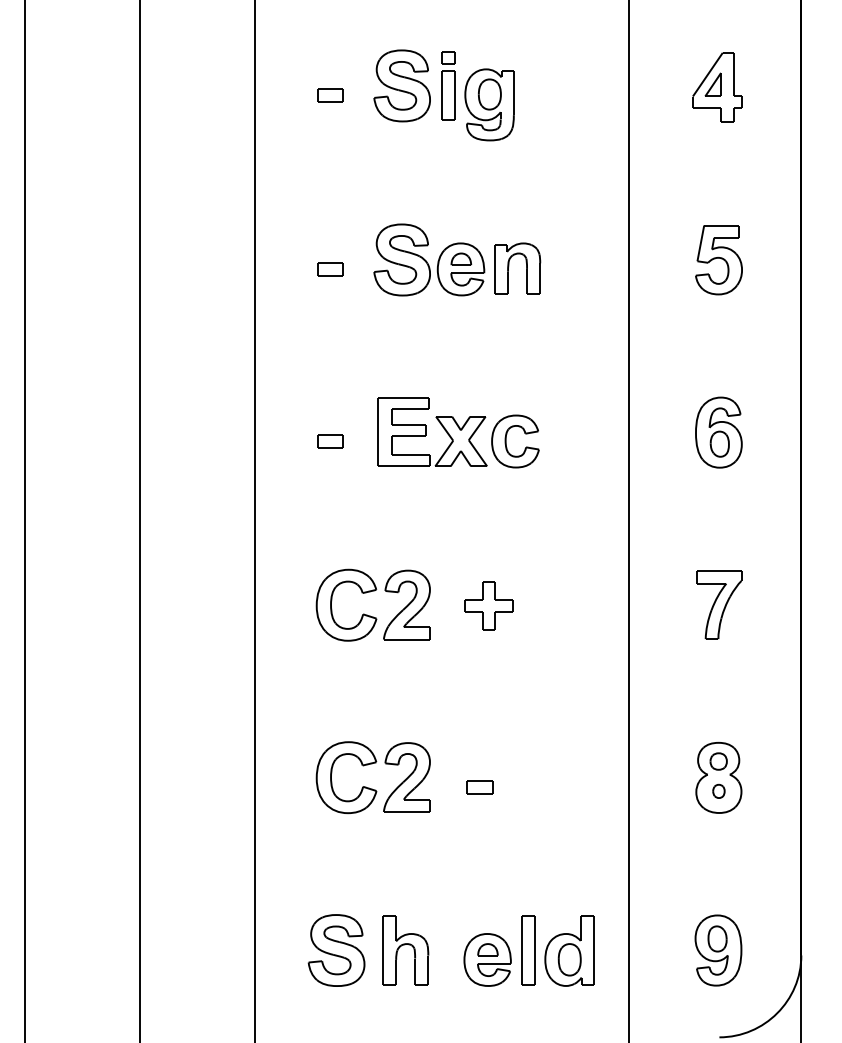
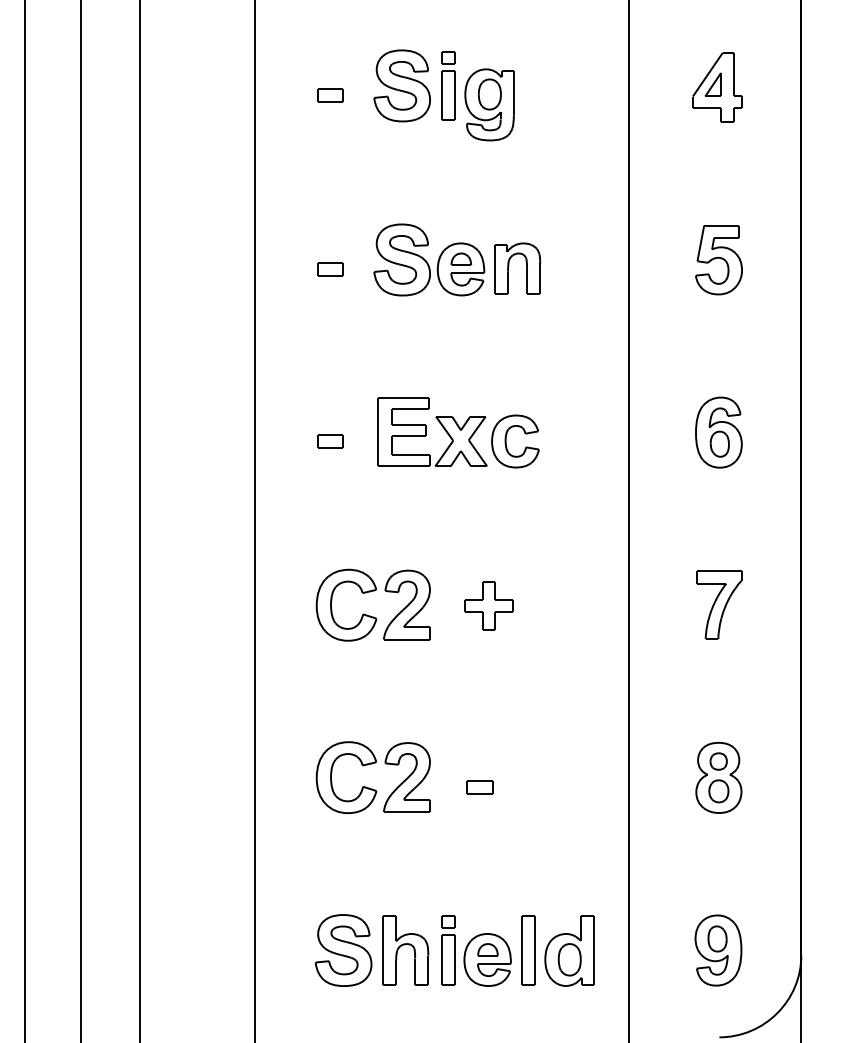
line: none -> present (81, 520)
part size: 14x16 px -> 22x25 px (718, 791)
part position: (336, 950) -> (343, 950) (343, 950)
part: none -> present (448, 950)
